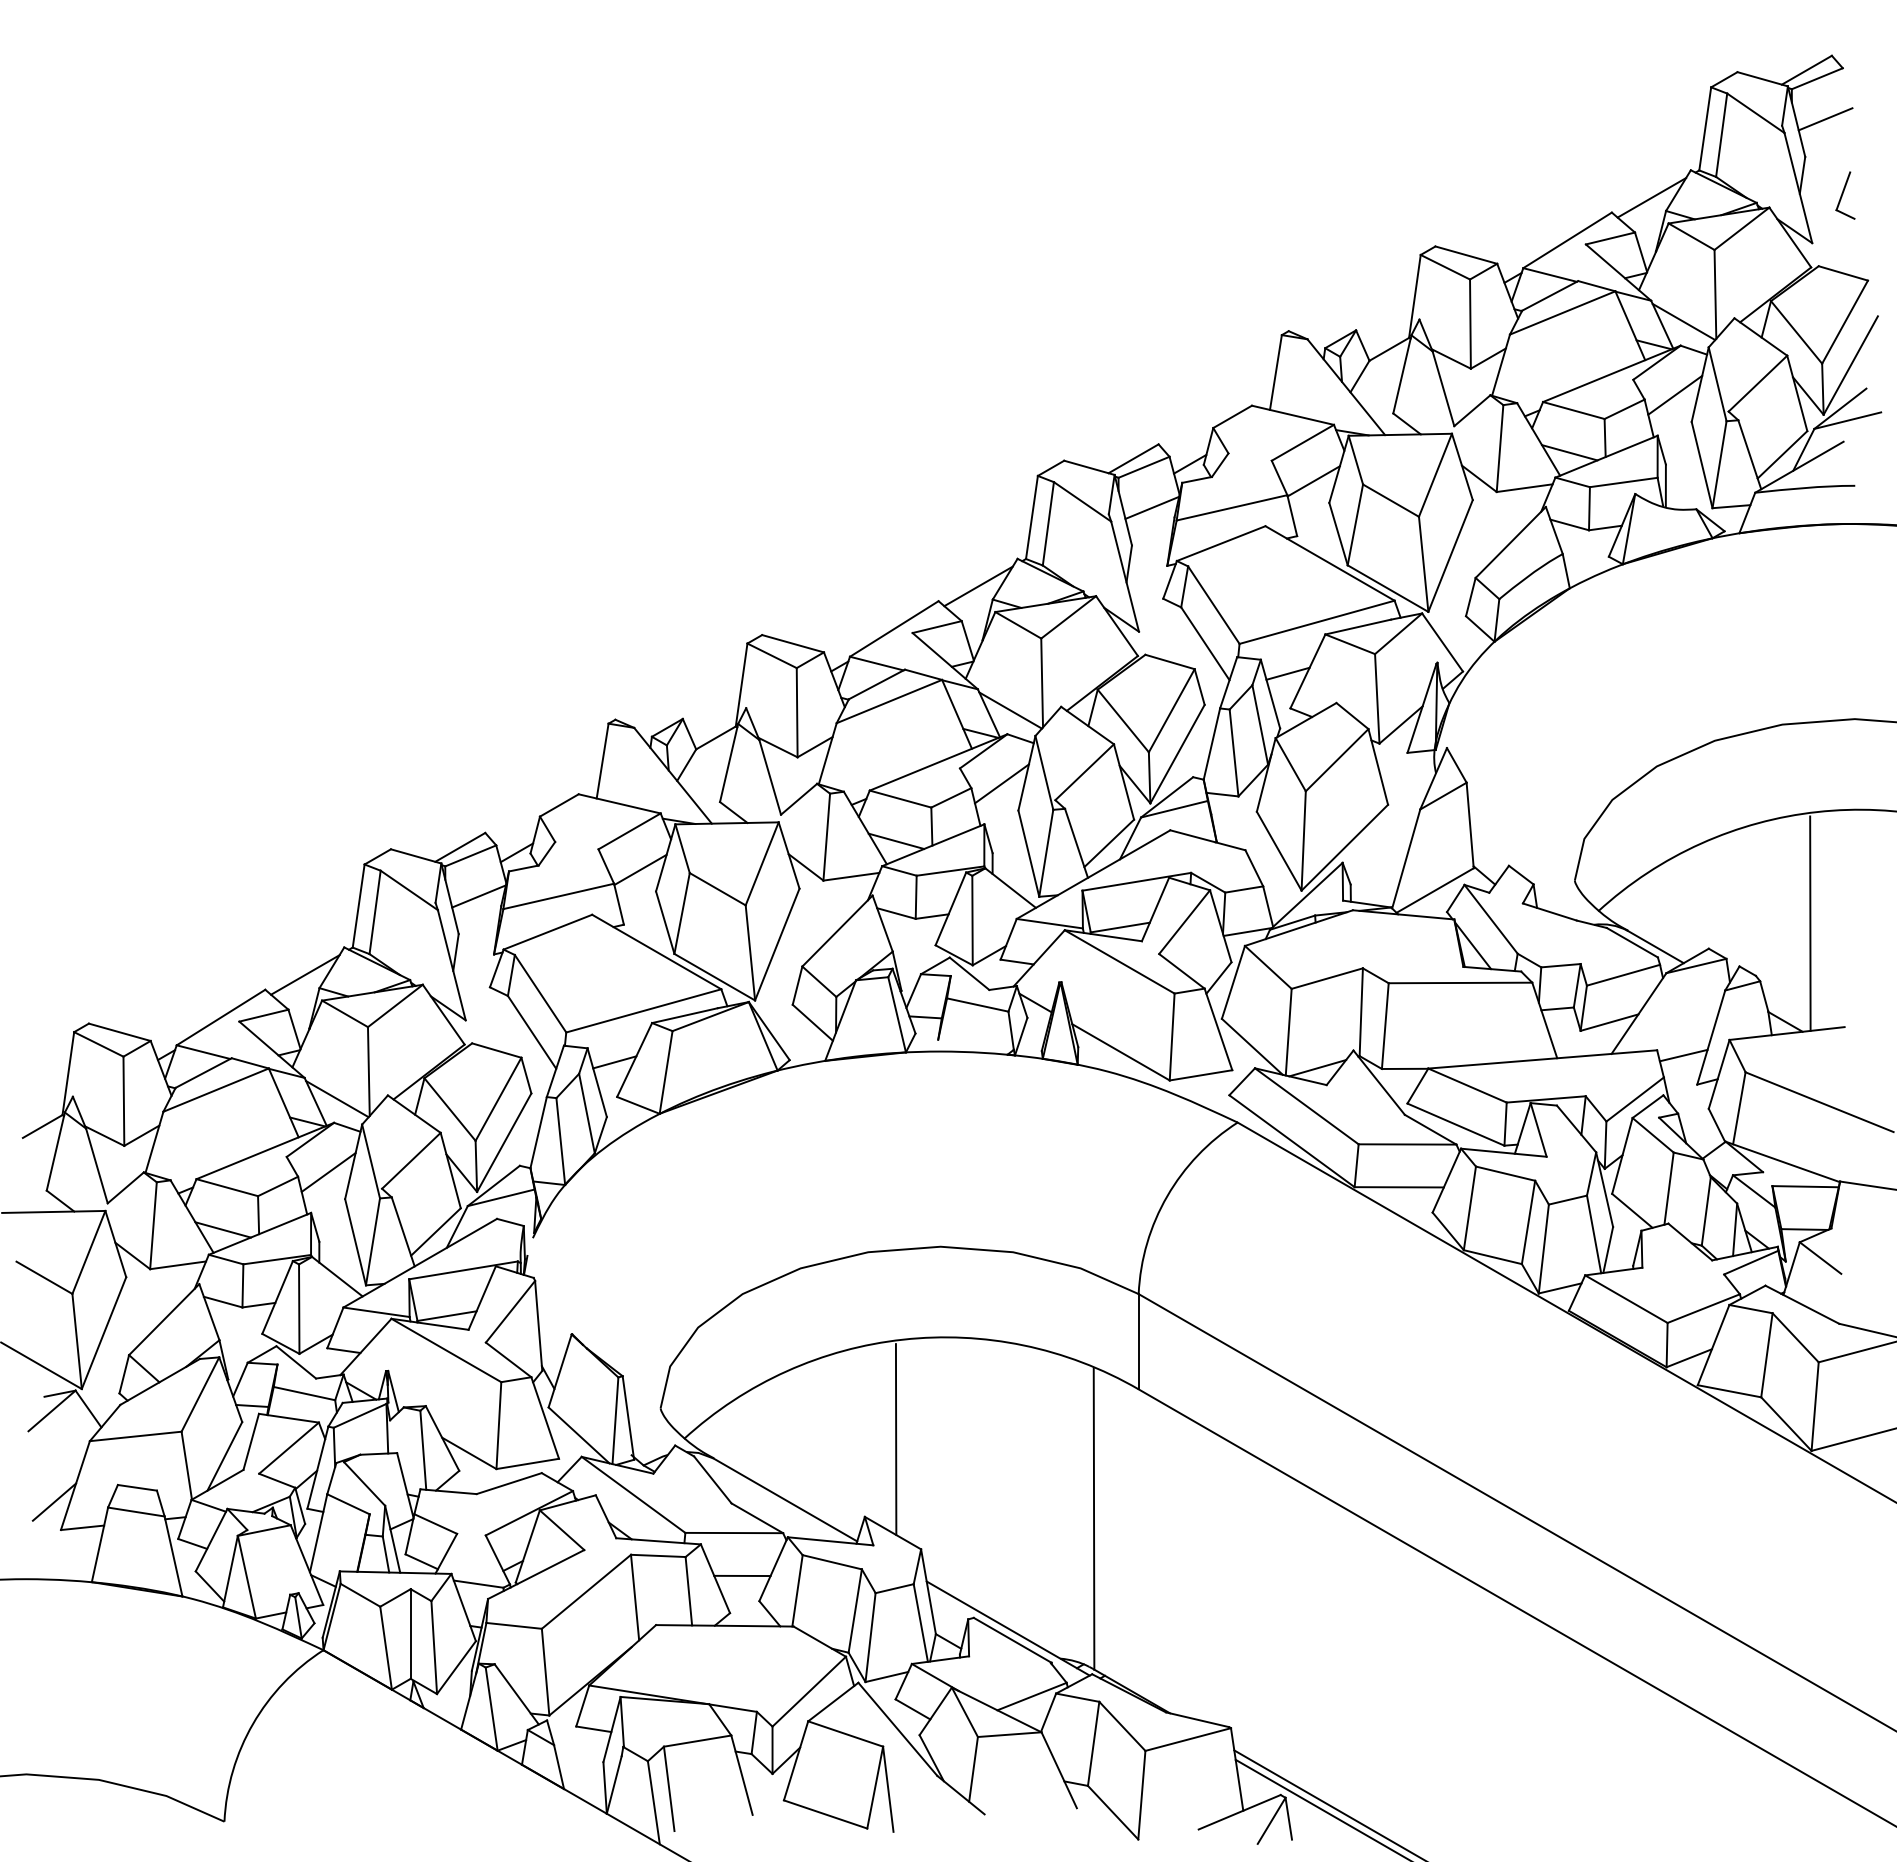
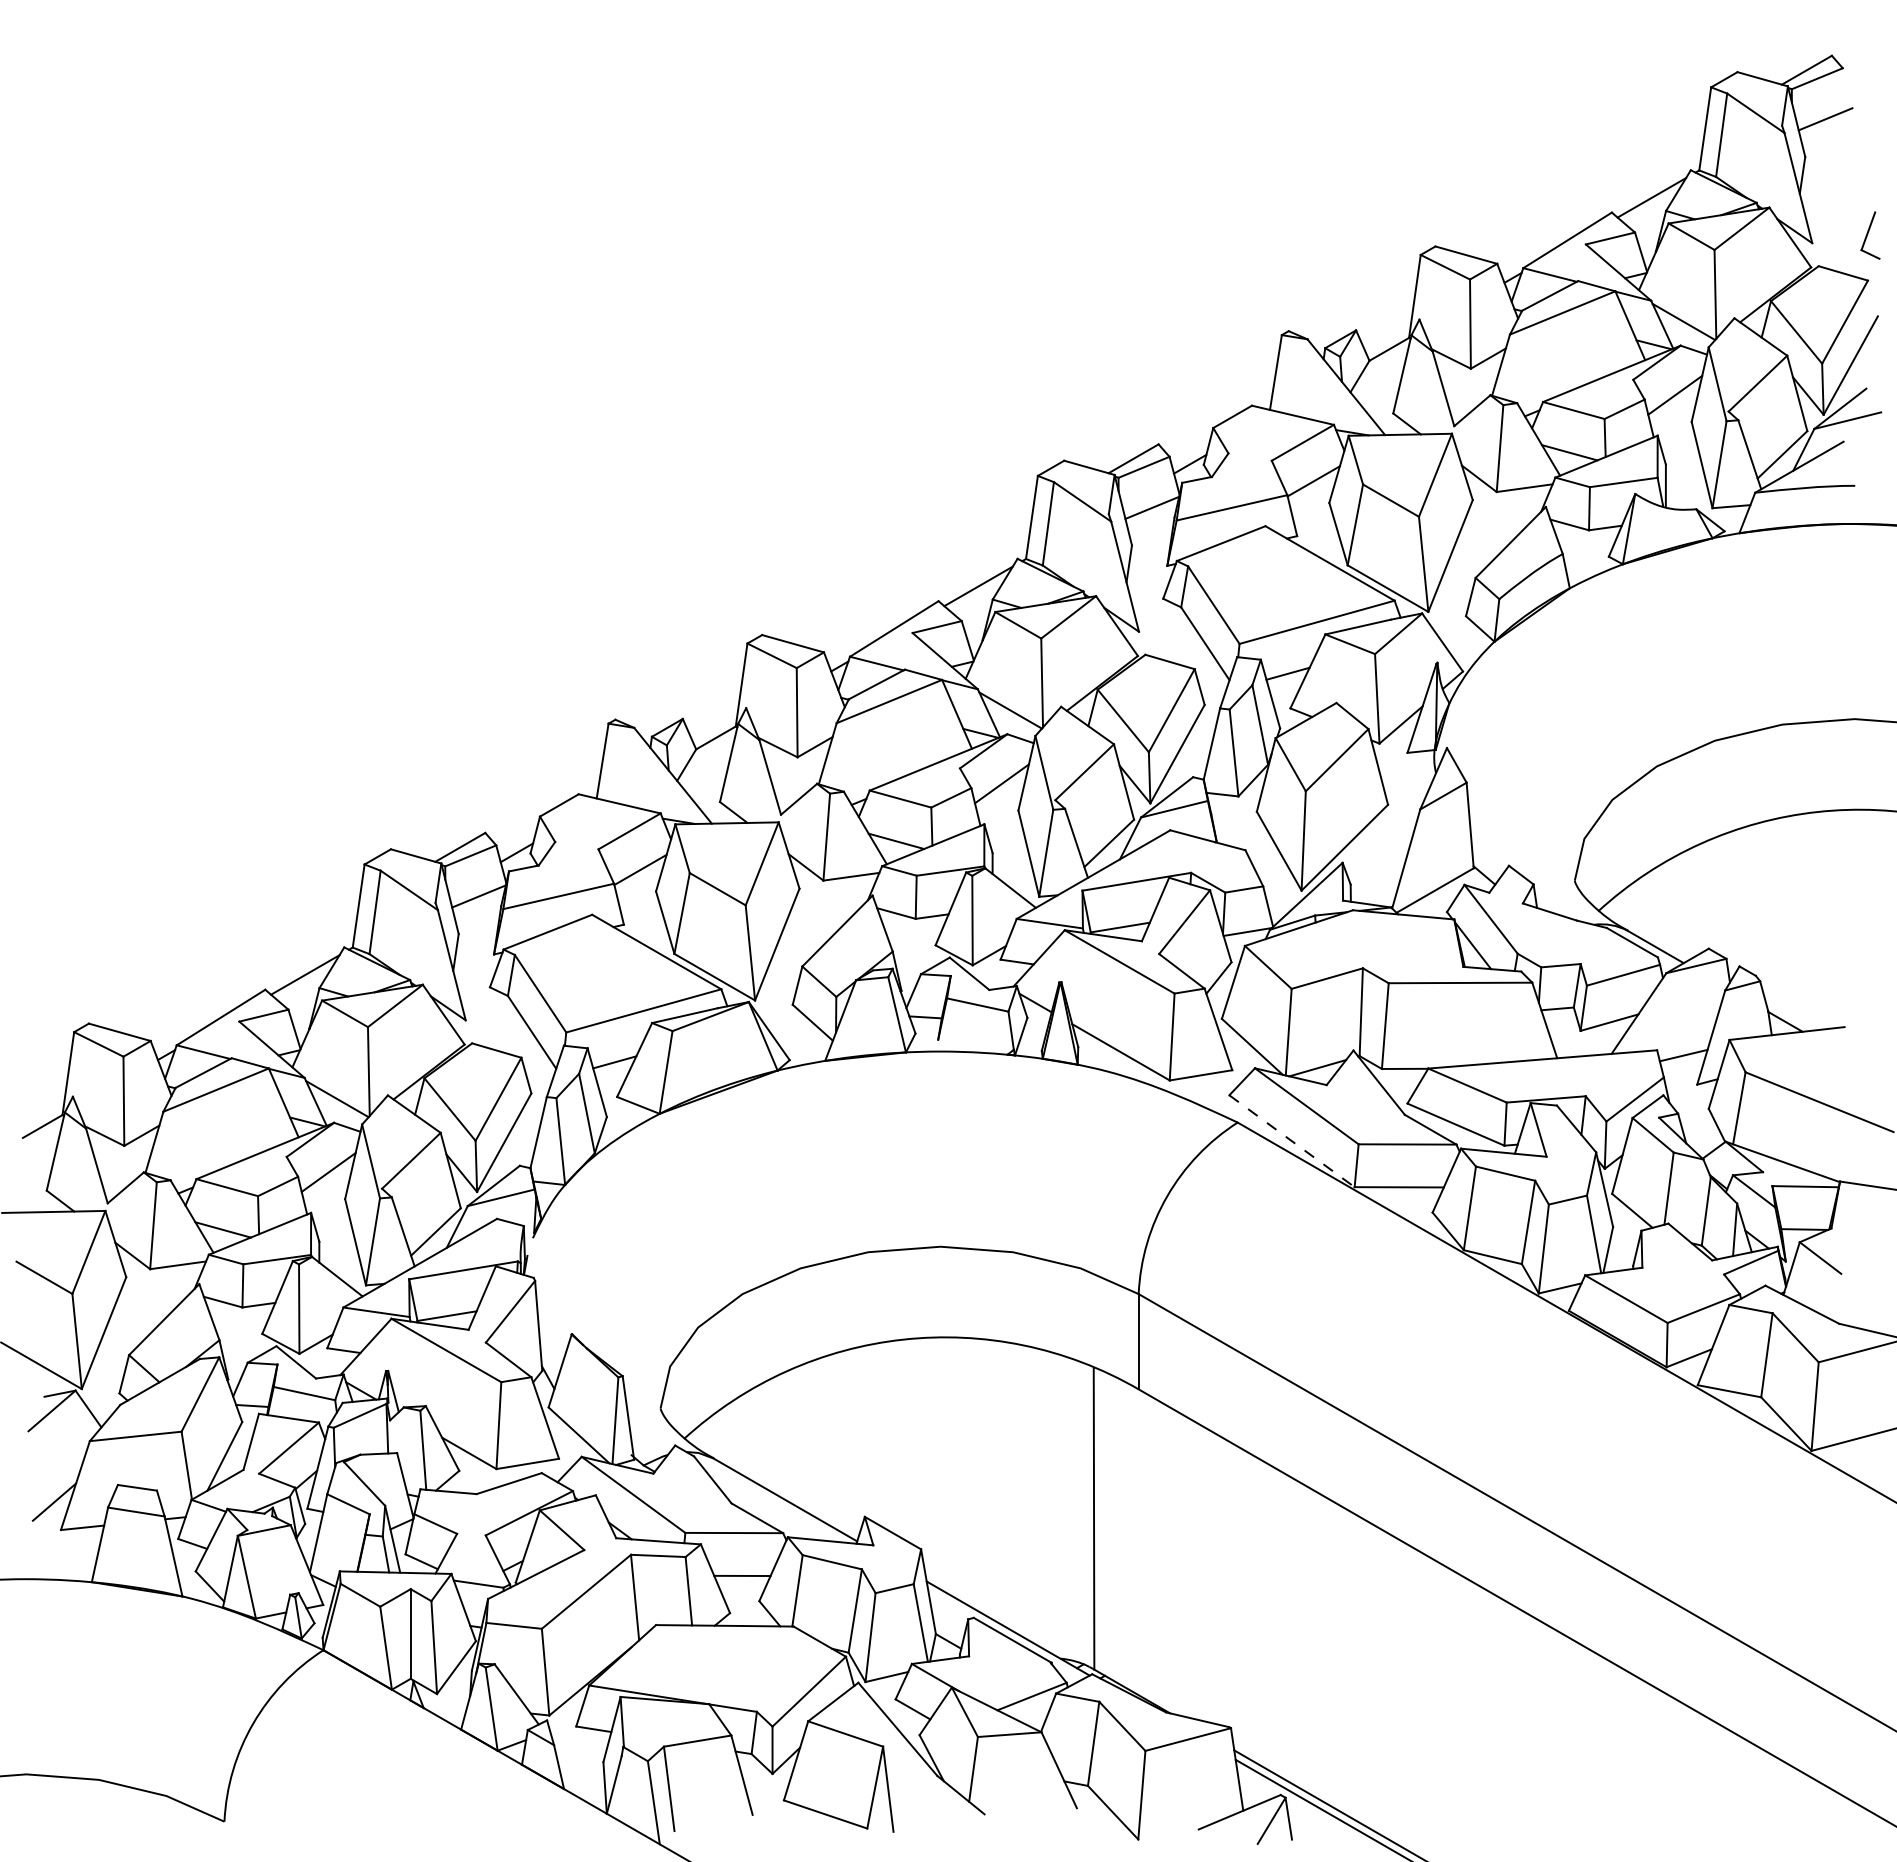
part position: (1845, 195) -> (1870, 235) (1870, 235)
line: present -> none (1810, 923)
line: solid -> dashed (1292, 1141)
line: present -> none (895, 1439)
